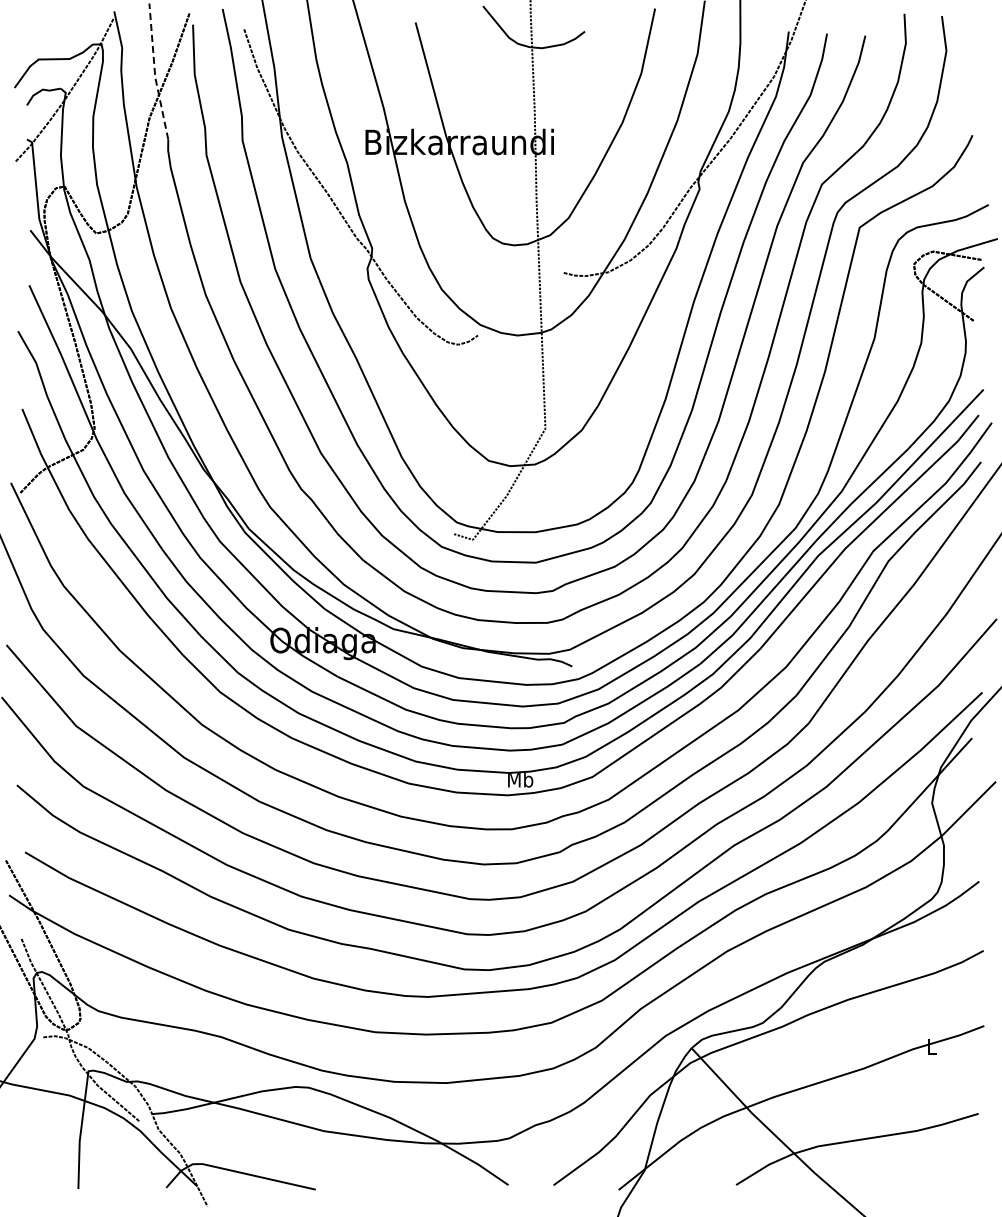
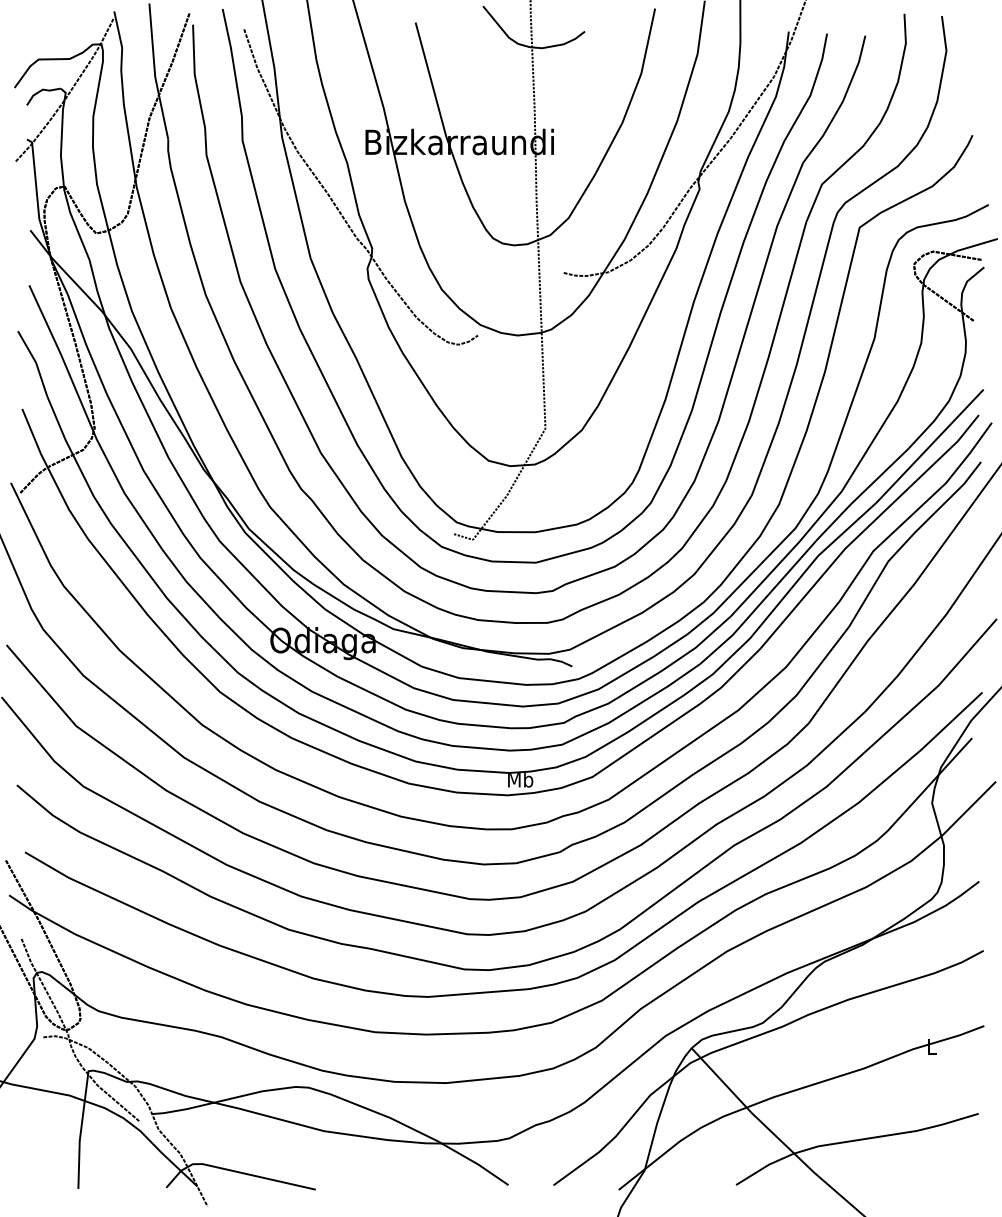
line: dashed -> solid (154, 72)
